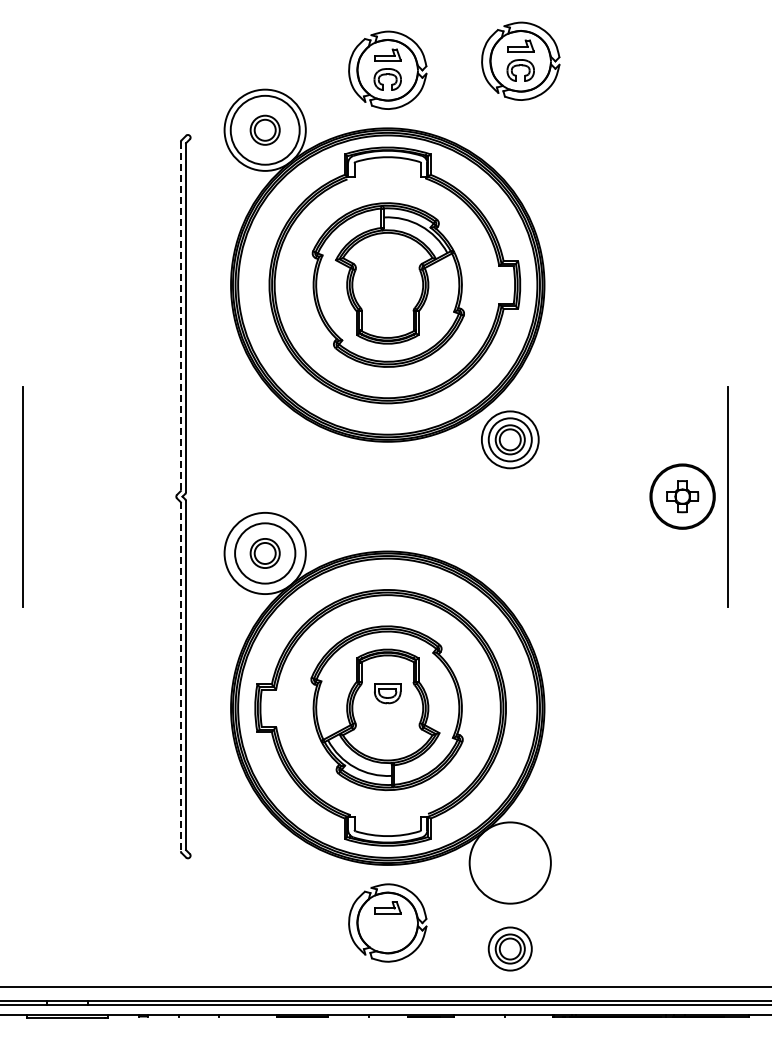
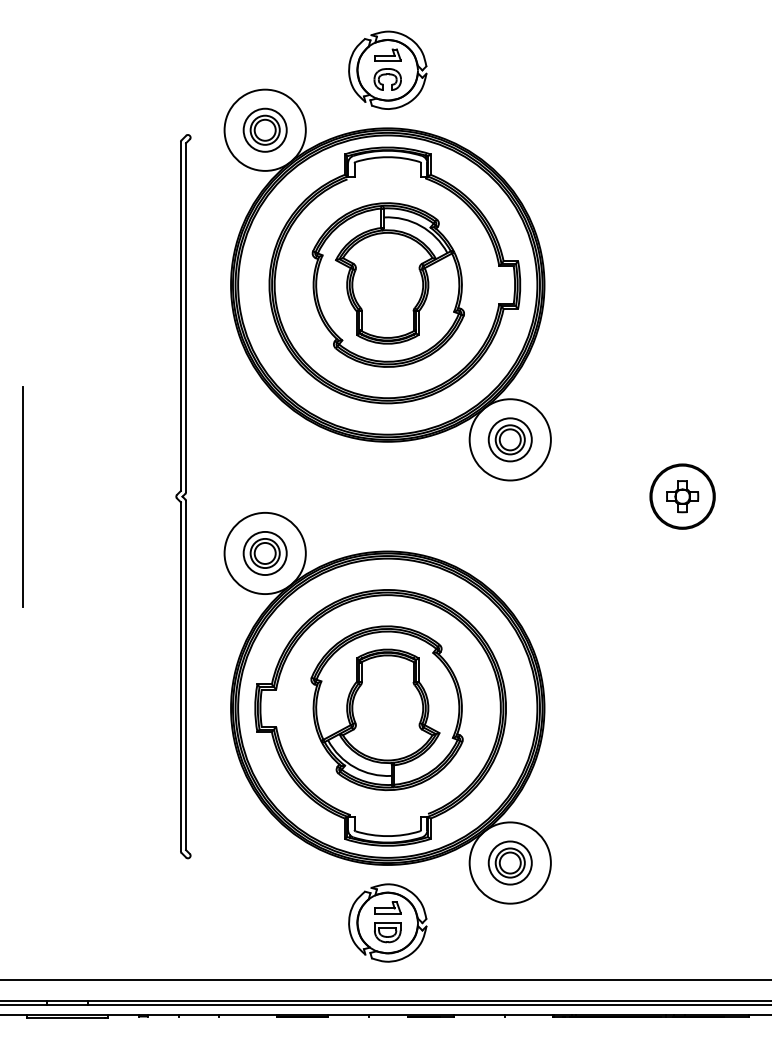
part: present -> none (520, 60)
circle diameter: 69 px -> 43 px (264, 129)
line: dashed -> solid (180, 317)
circle diameter: 57 px -> 81 px (509, 439)
line: present -> none (727, 496)
circle diameter: 60 px -> 43 px (264, 553)
line: dashed -> solid (180, 677)
part position: (387, 693) -> (387, 932) (387, 932)
part position: (509, 948) -> (509, 862) (509, 862)
line position: (385, 987) -> (385, 980) (385, 980)
